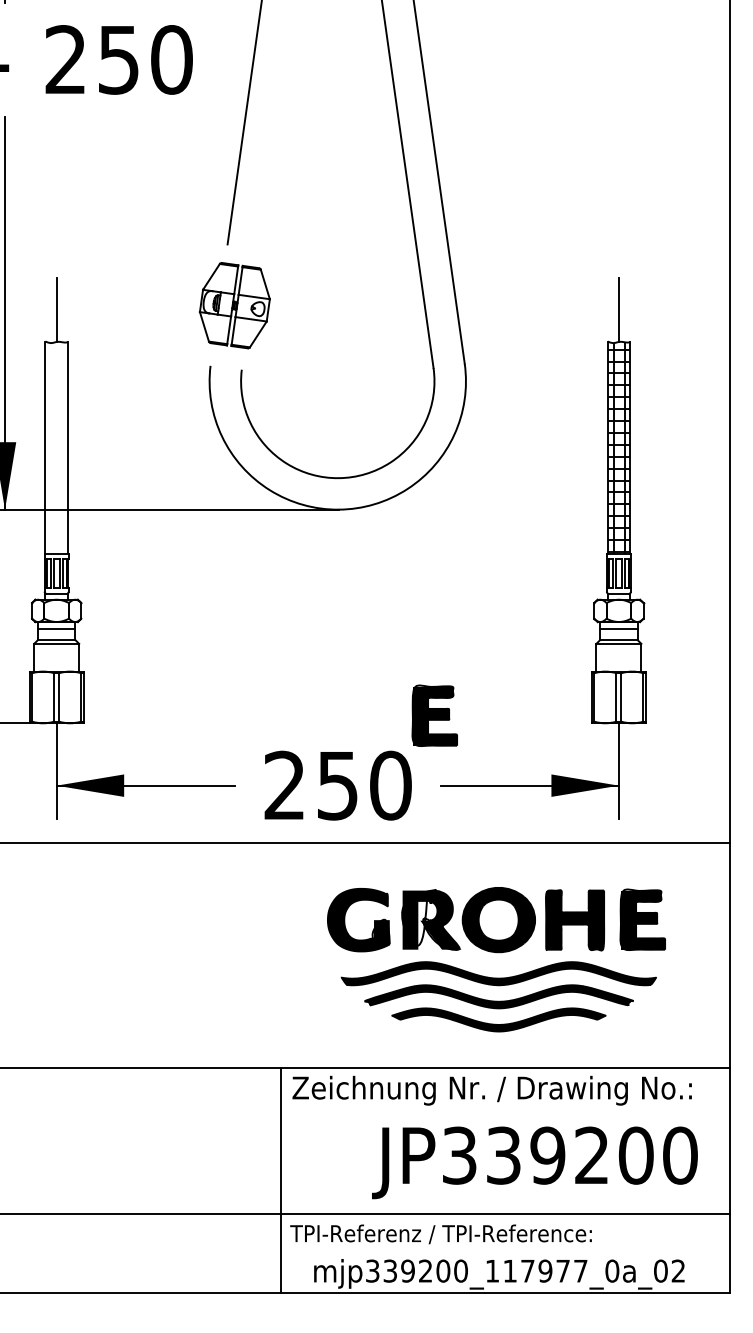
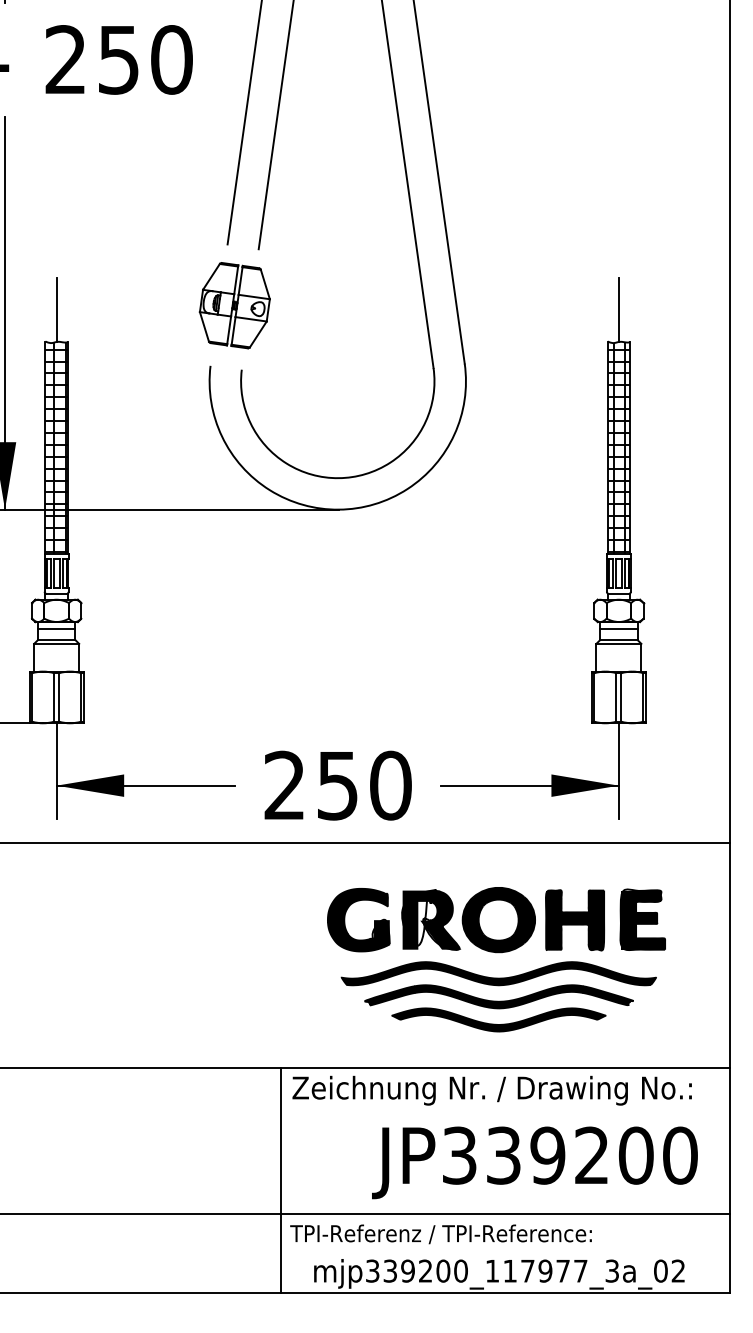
line: none -> present (275, 125)
hatch: none -> present (56, 447)
part: present -> none (434, 715)
text: mjp339200_117977_0a_02 -> mjp339200_117977_3a_02 (612, 1270)
